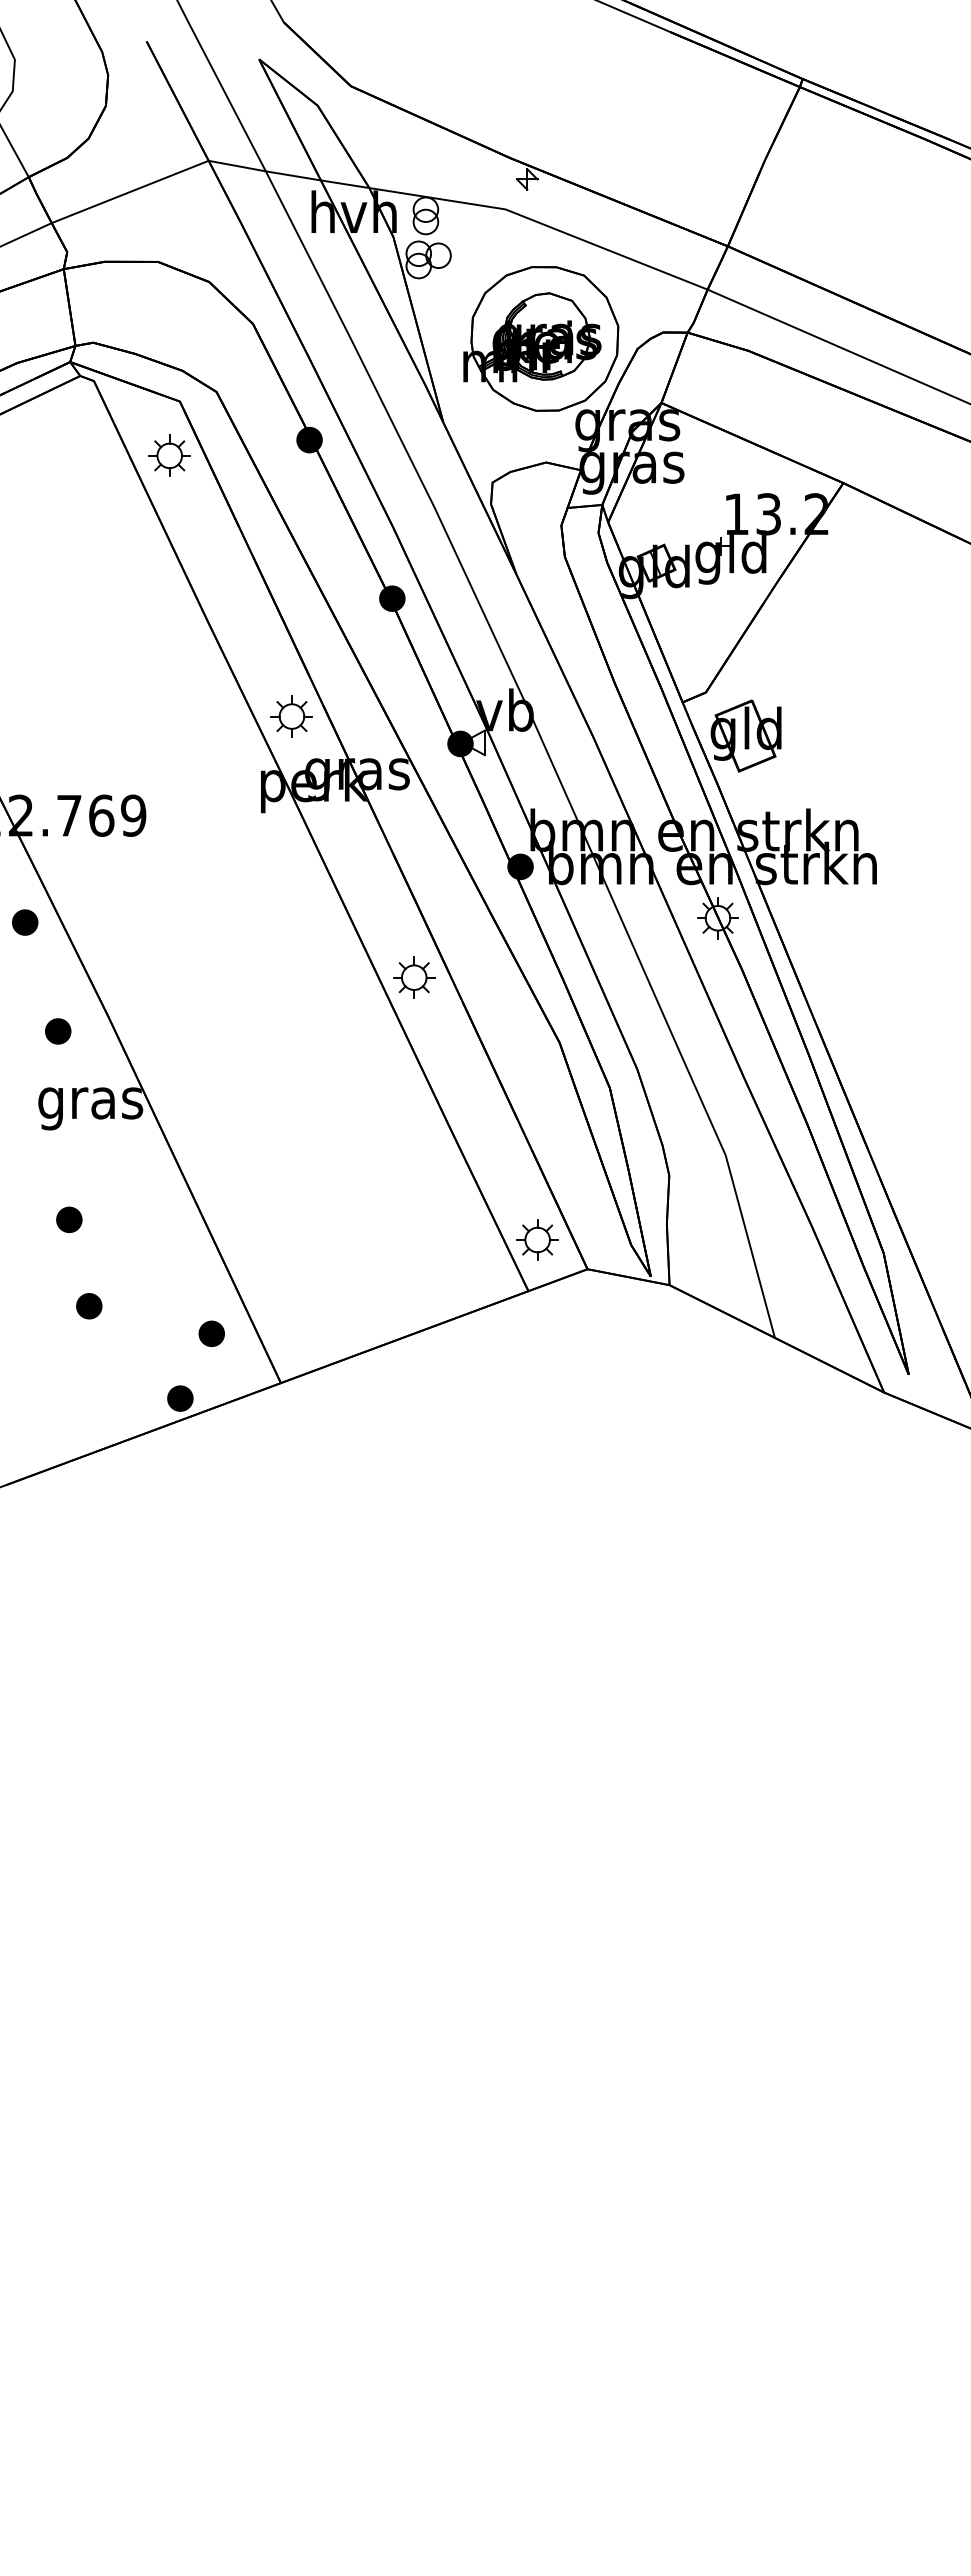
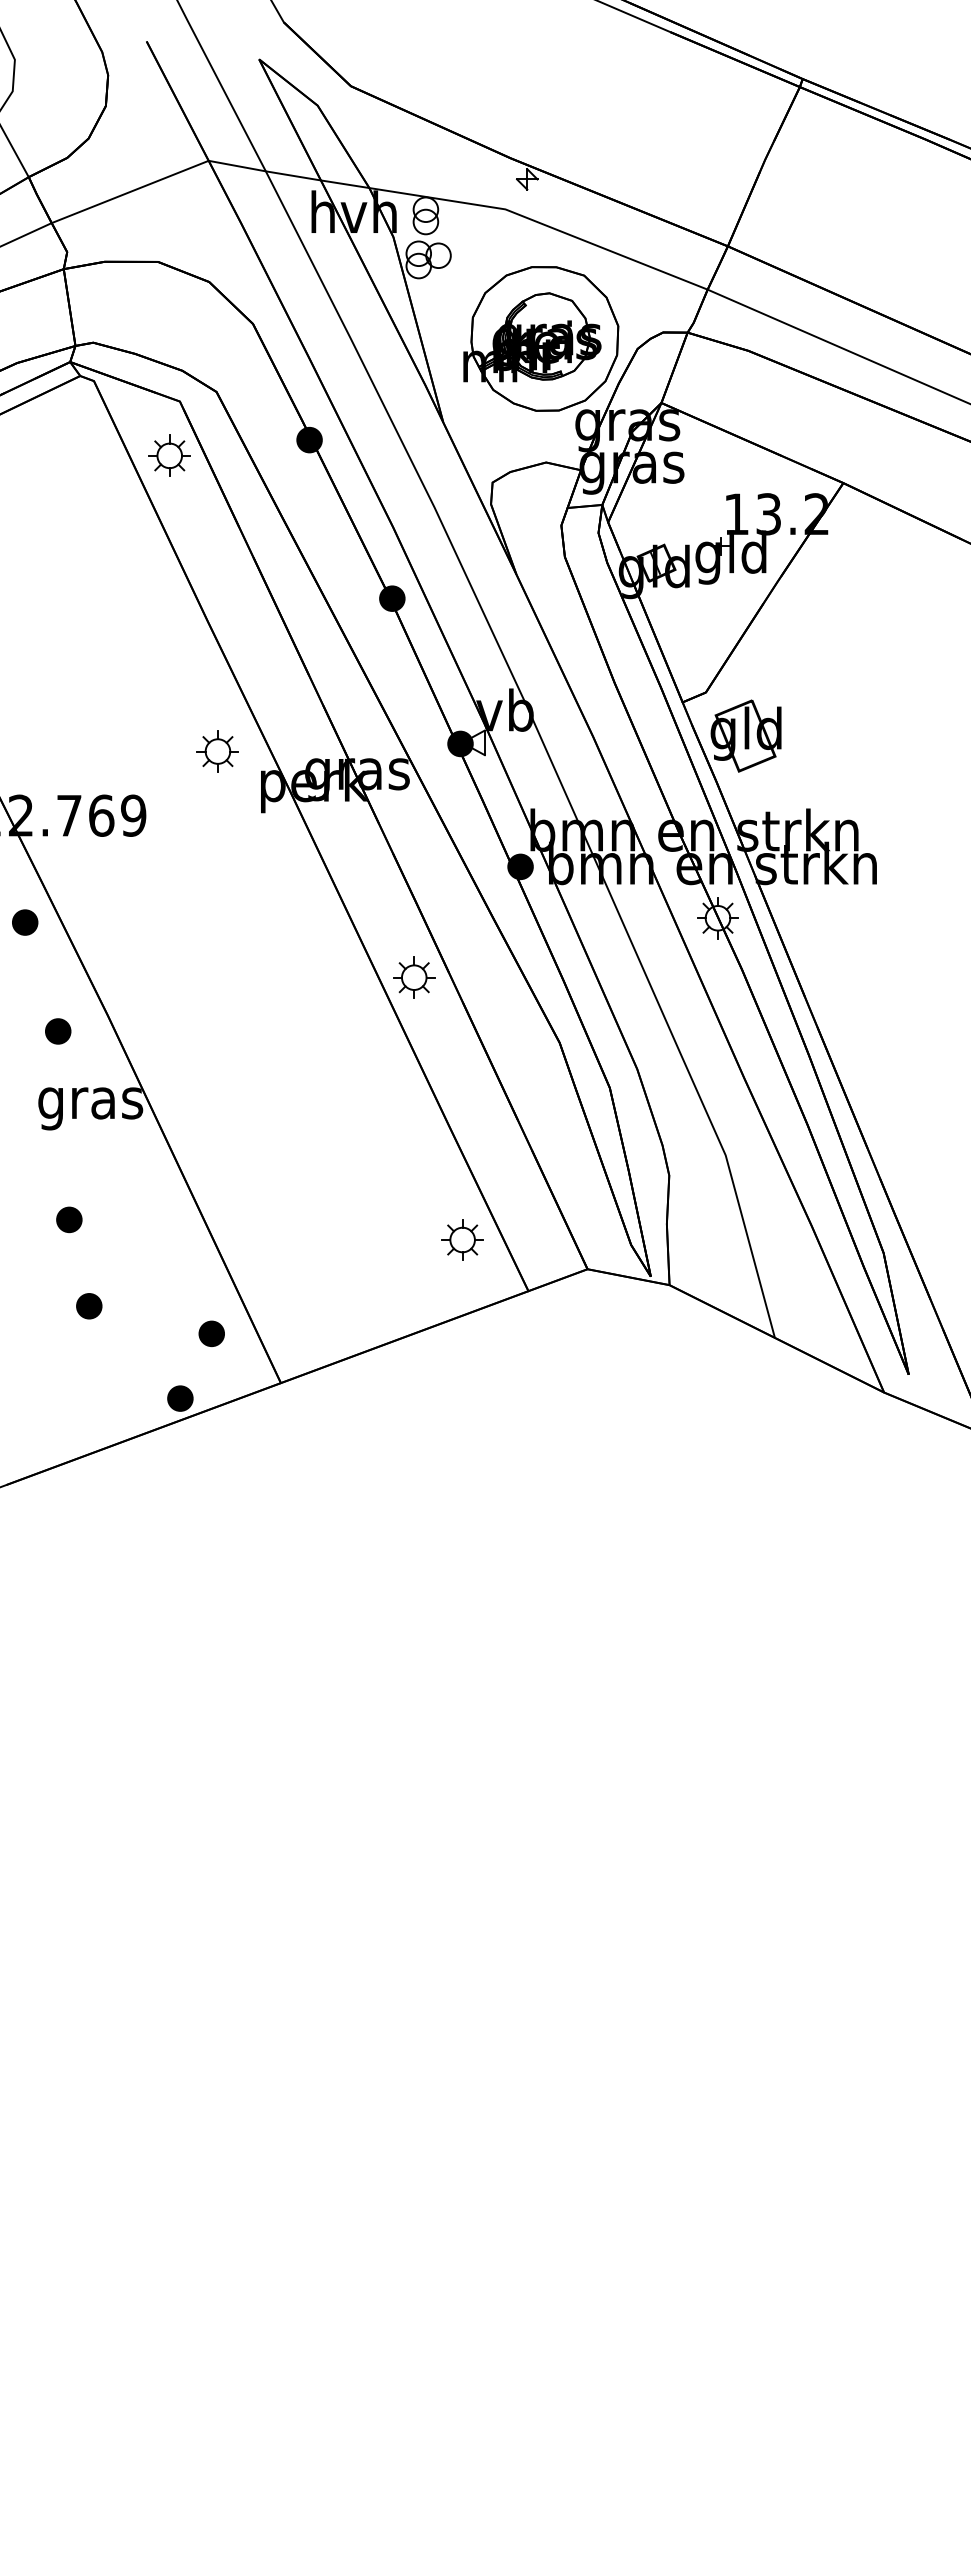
part position: (291, 716) -> (217, 751) (217, 751)
part position: (537, 1239) -> (462, 1239) (462, 1239)
